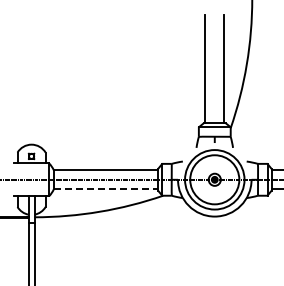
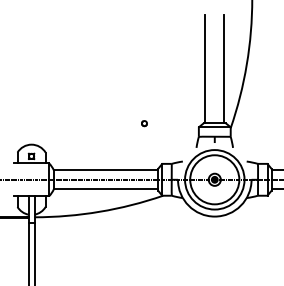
part: none -> present (144, 123)
line: dashed -> solid (106, 189)
